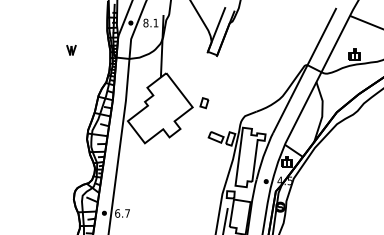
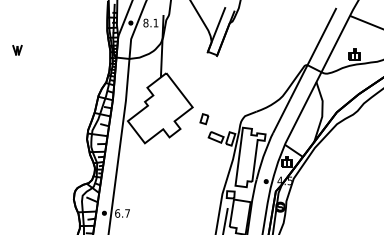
part position: (71, 49) -> (17, 49) (17, 49)
part position: (204, 103) -> (204, 119) (204, 119)
